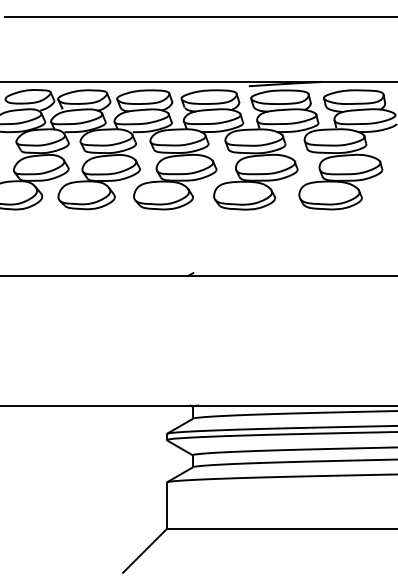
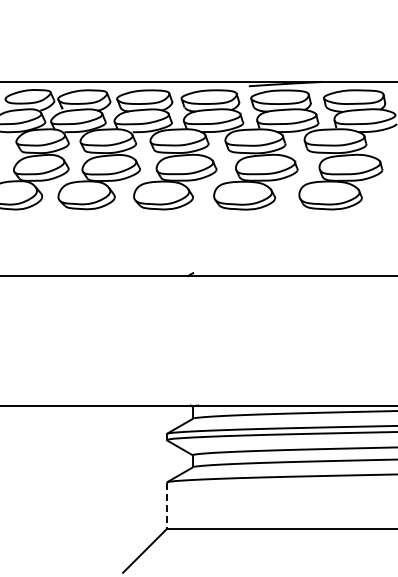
line: present -> none (199, 17)
line: solid -> dashed (166, 506)
